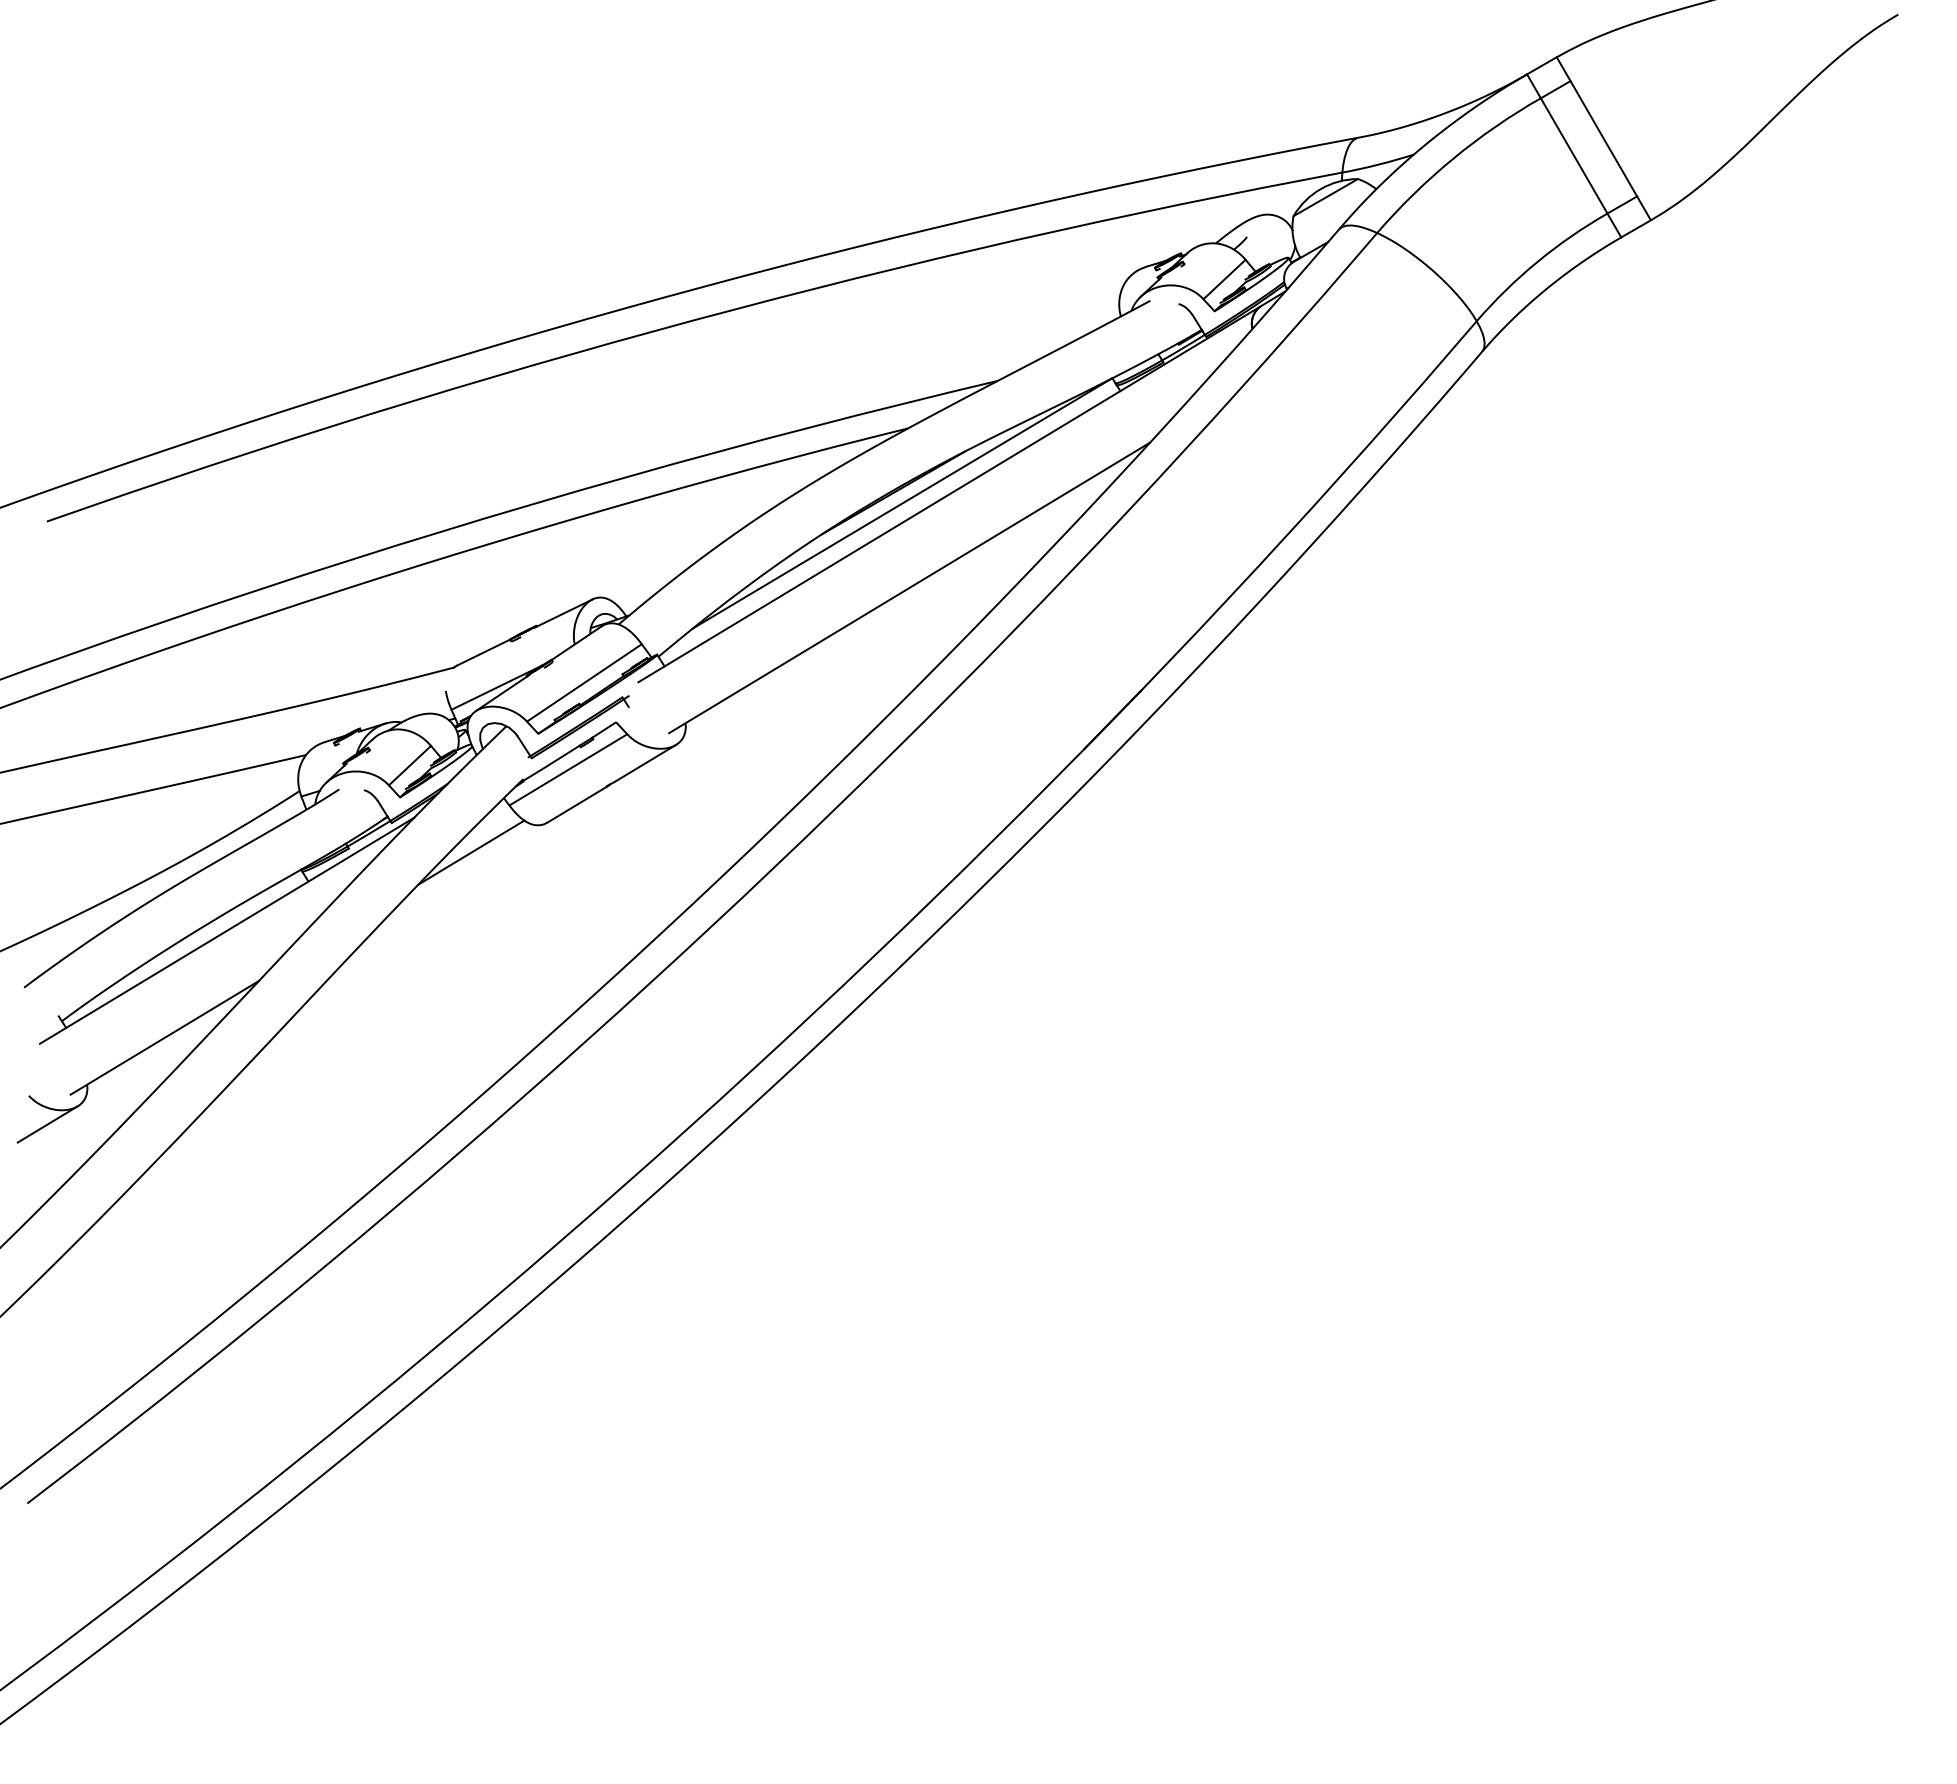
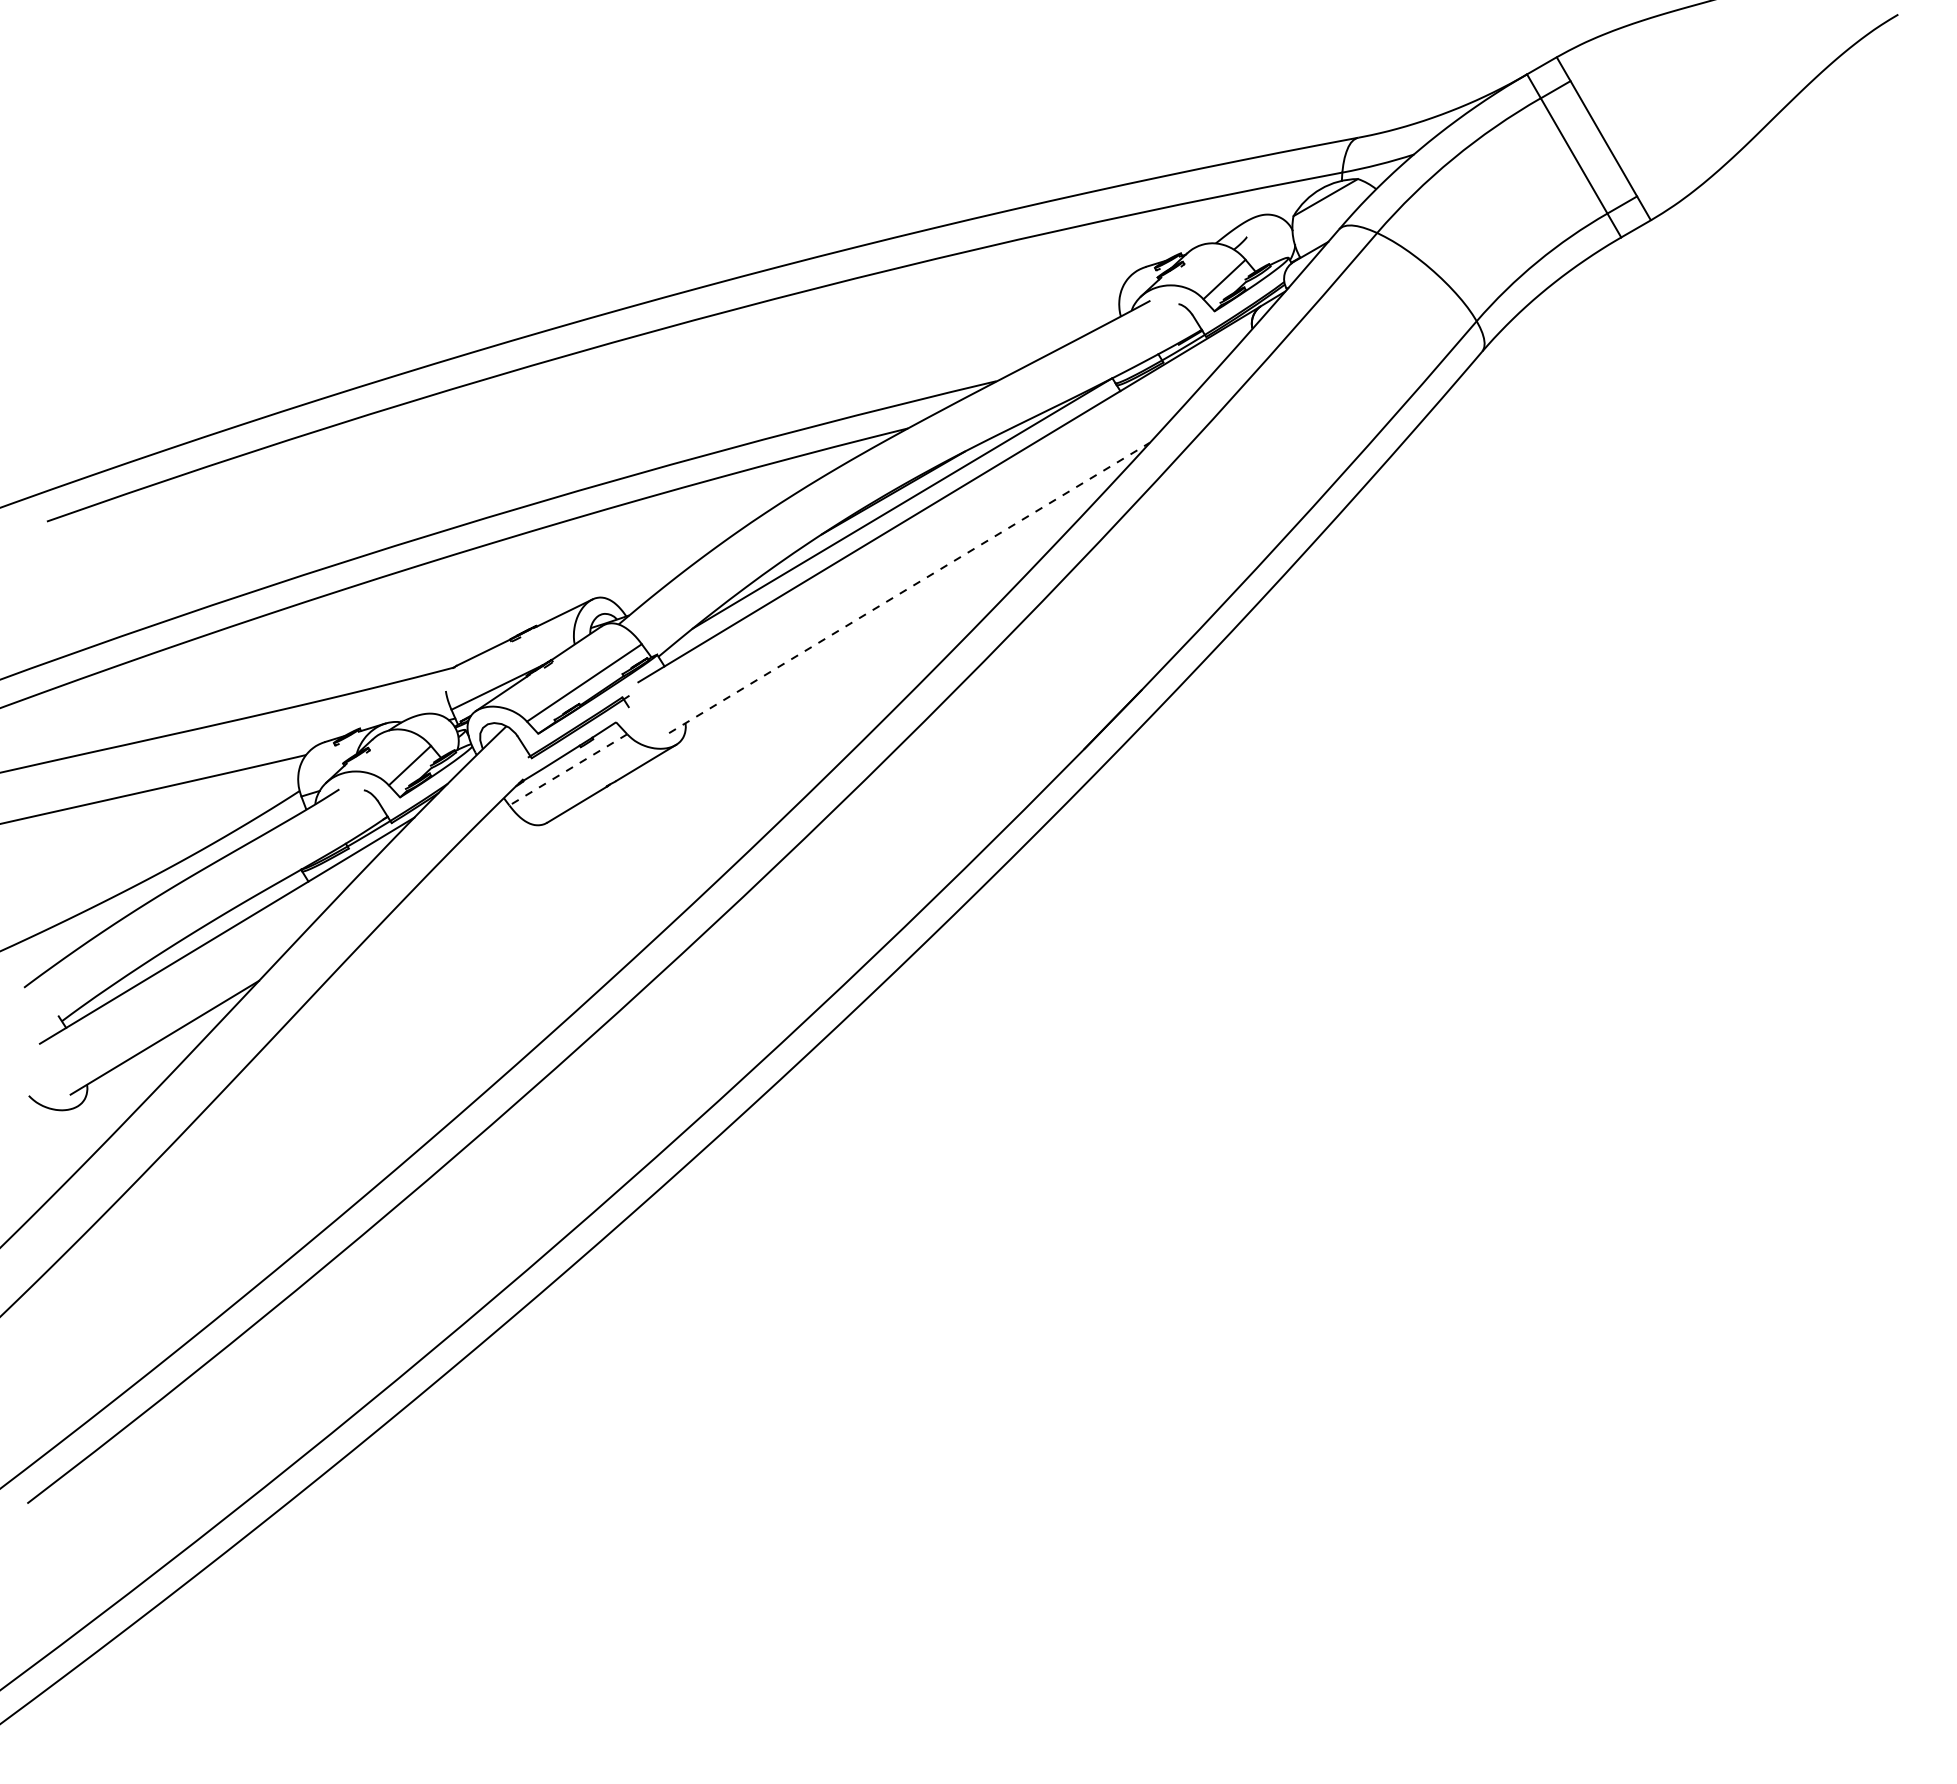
line: solid -> dashed (909, 587)
line: solid -> dashed (568, 769)
line: present -> none (471, 852)
line: present -> none (47, 1124)
